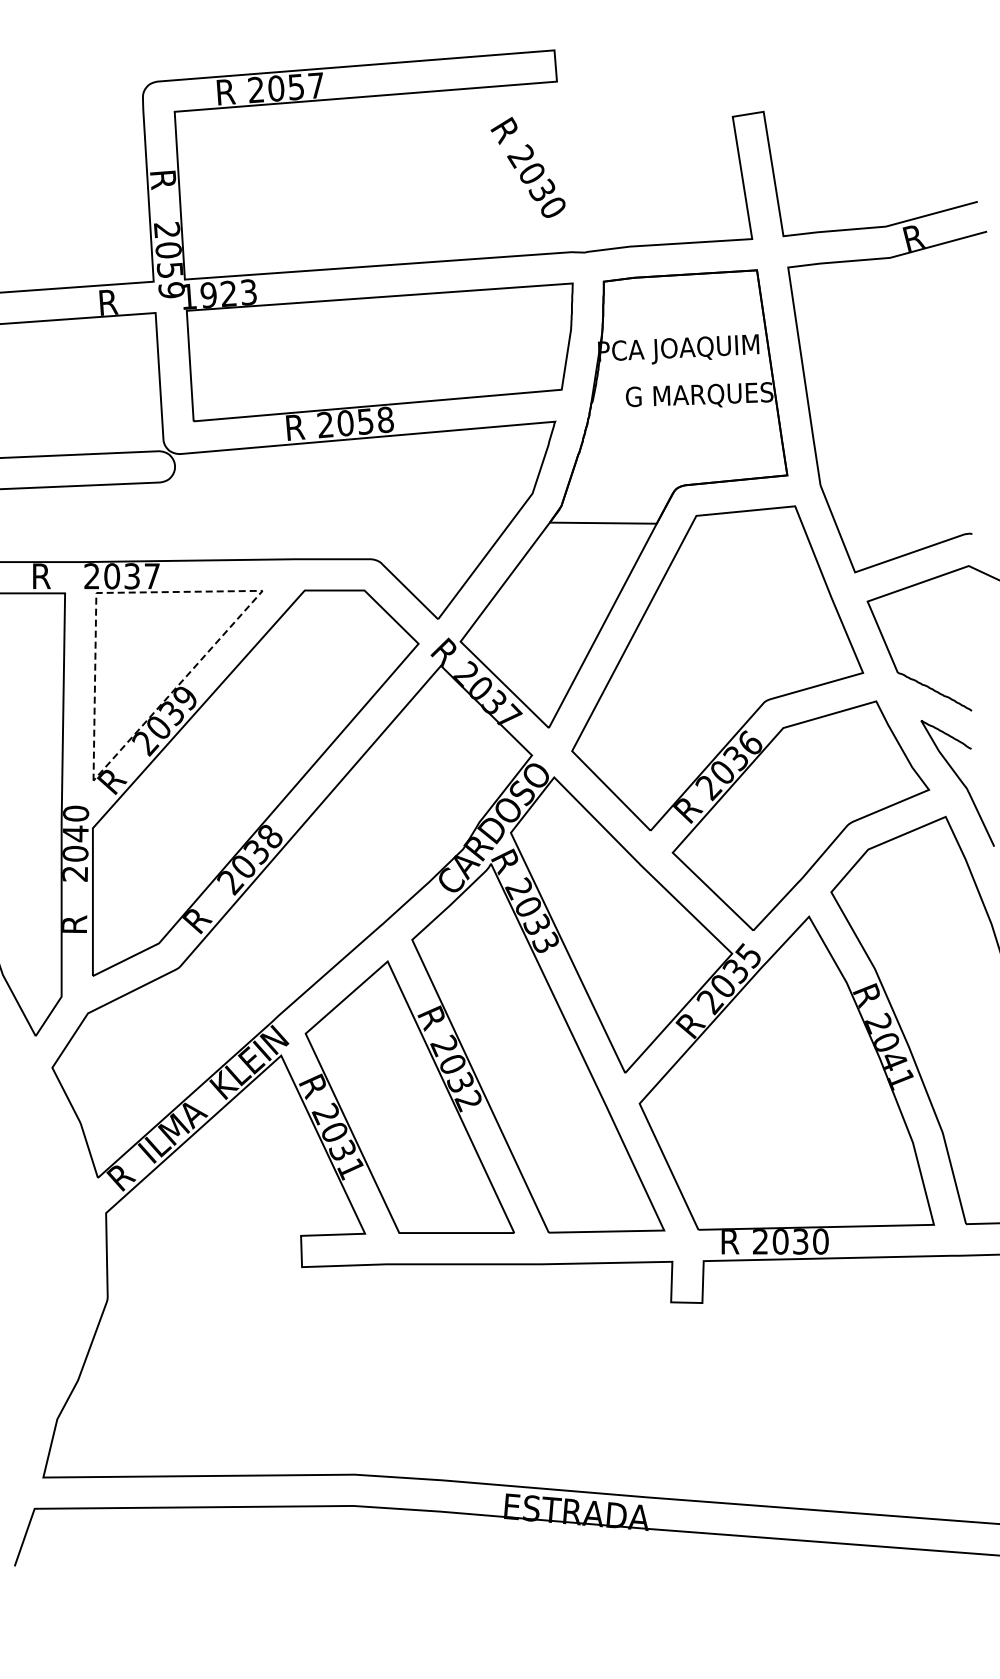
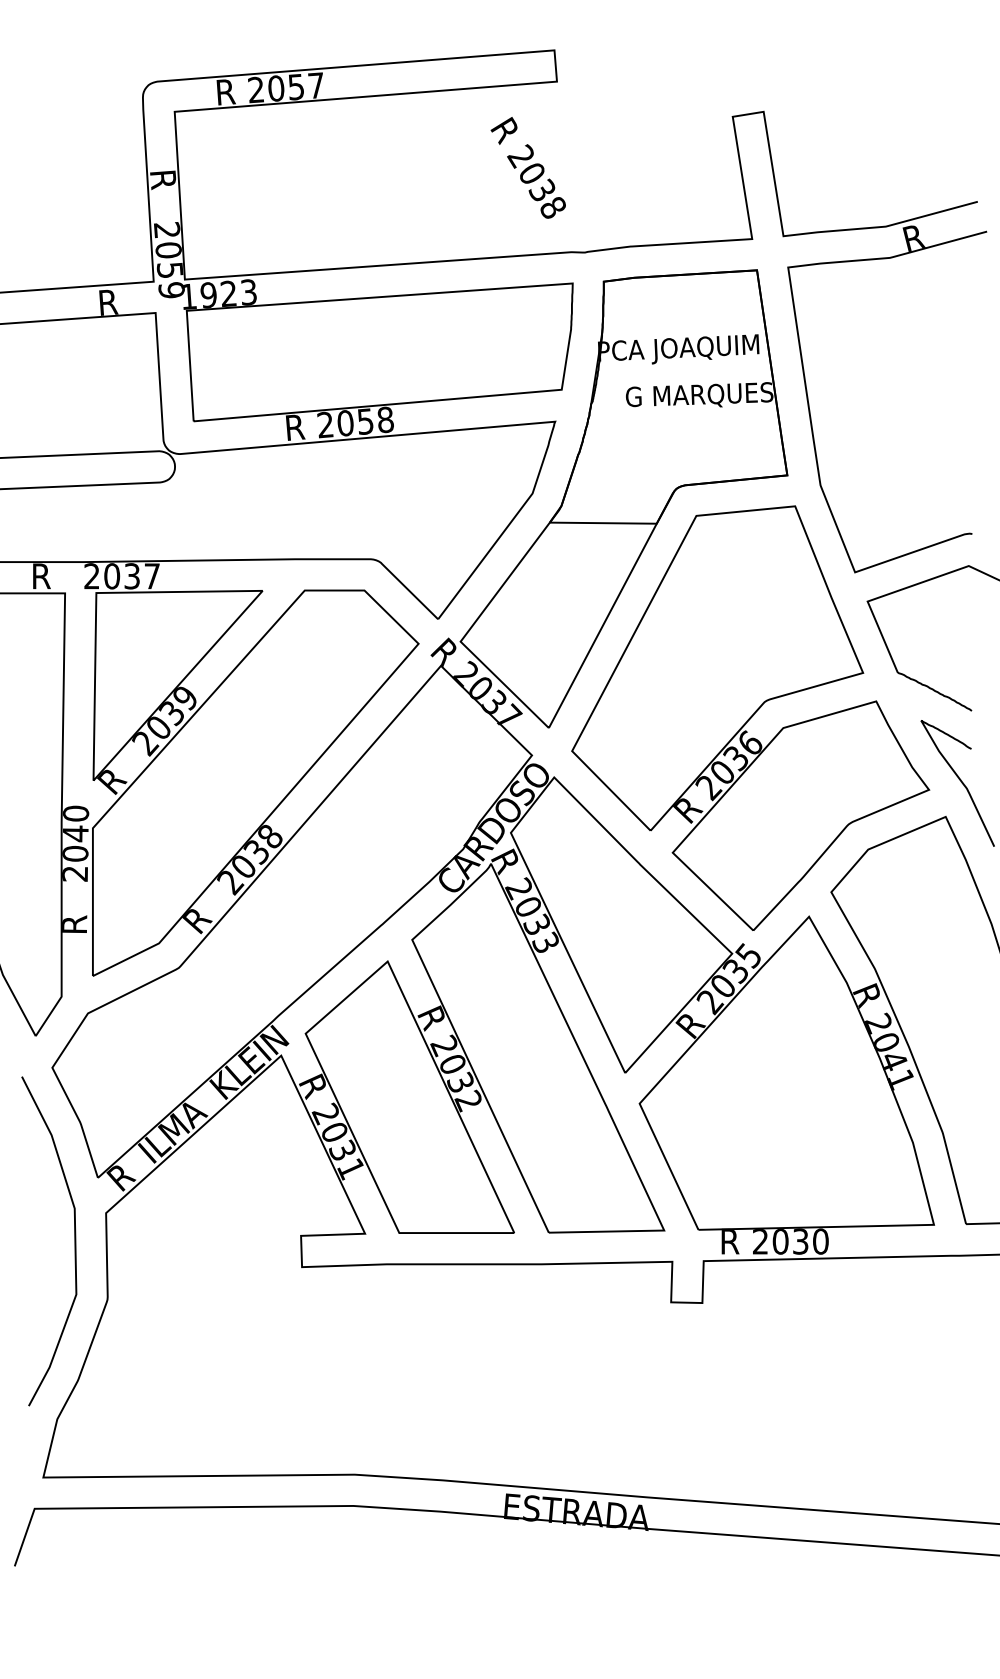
text: 2030 -> 2038 (552, 207)
line: dashed -> solid (212, 591)
curve: none -> present (74, 1241)
